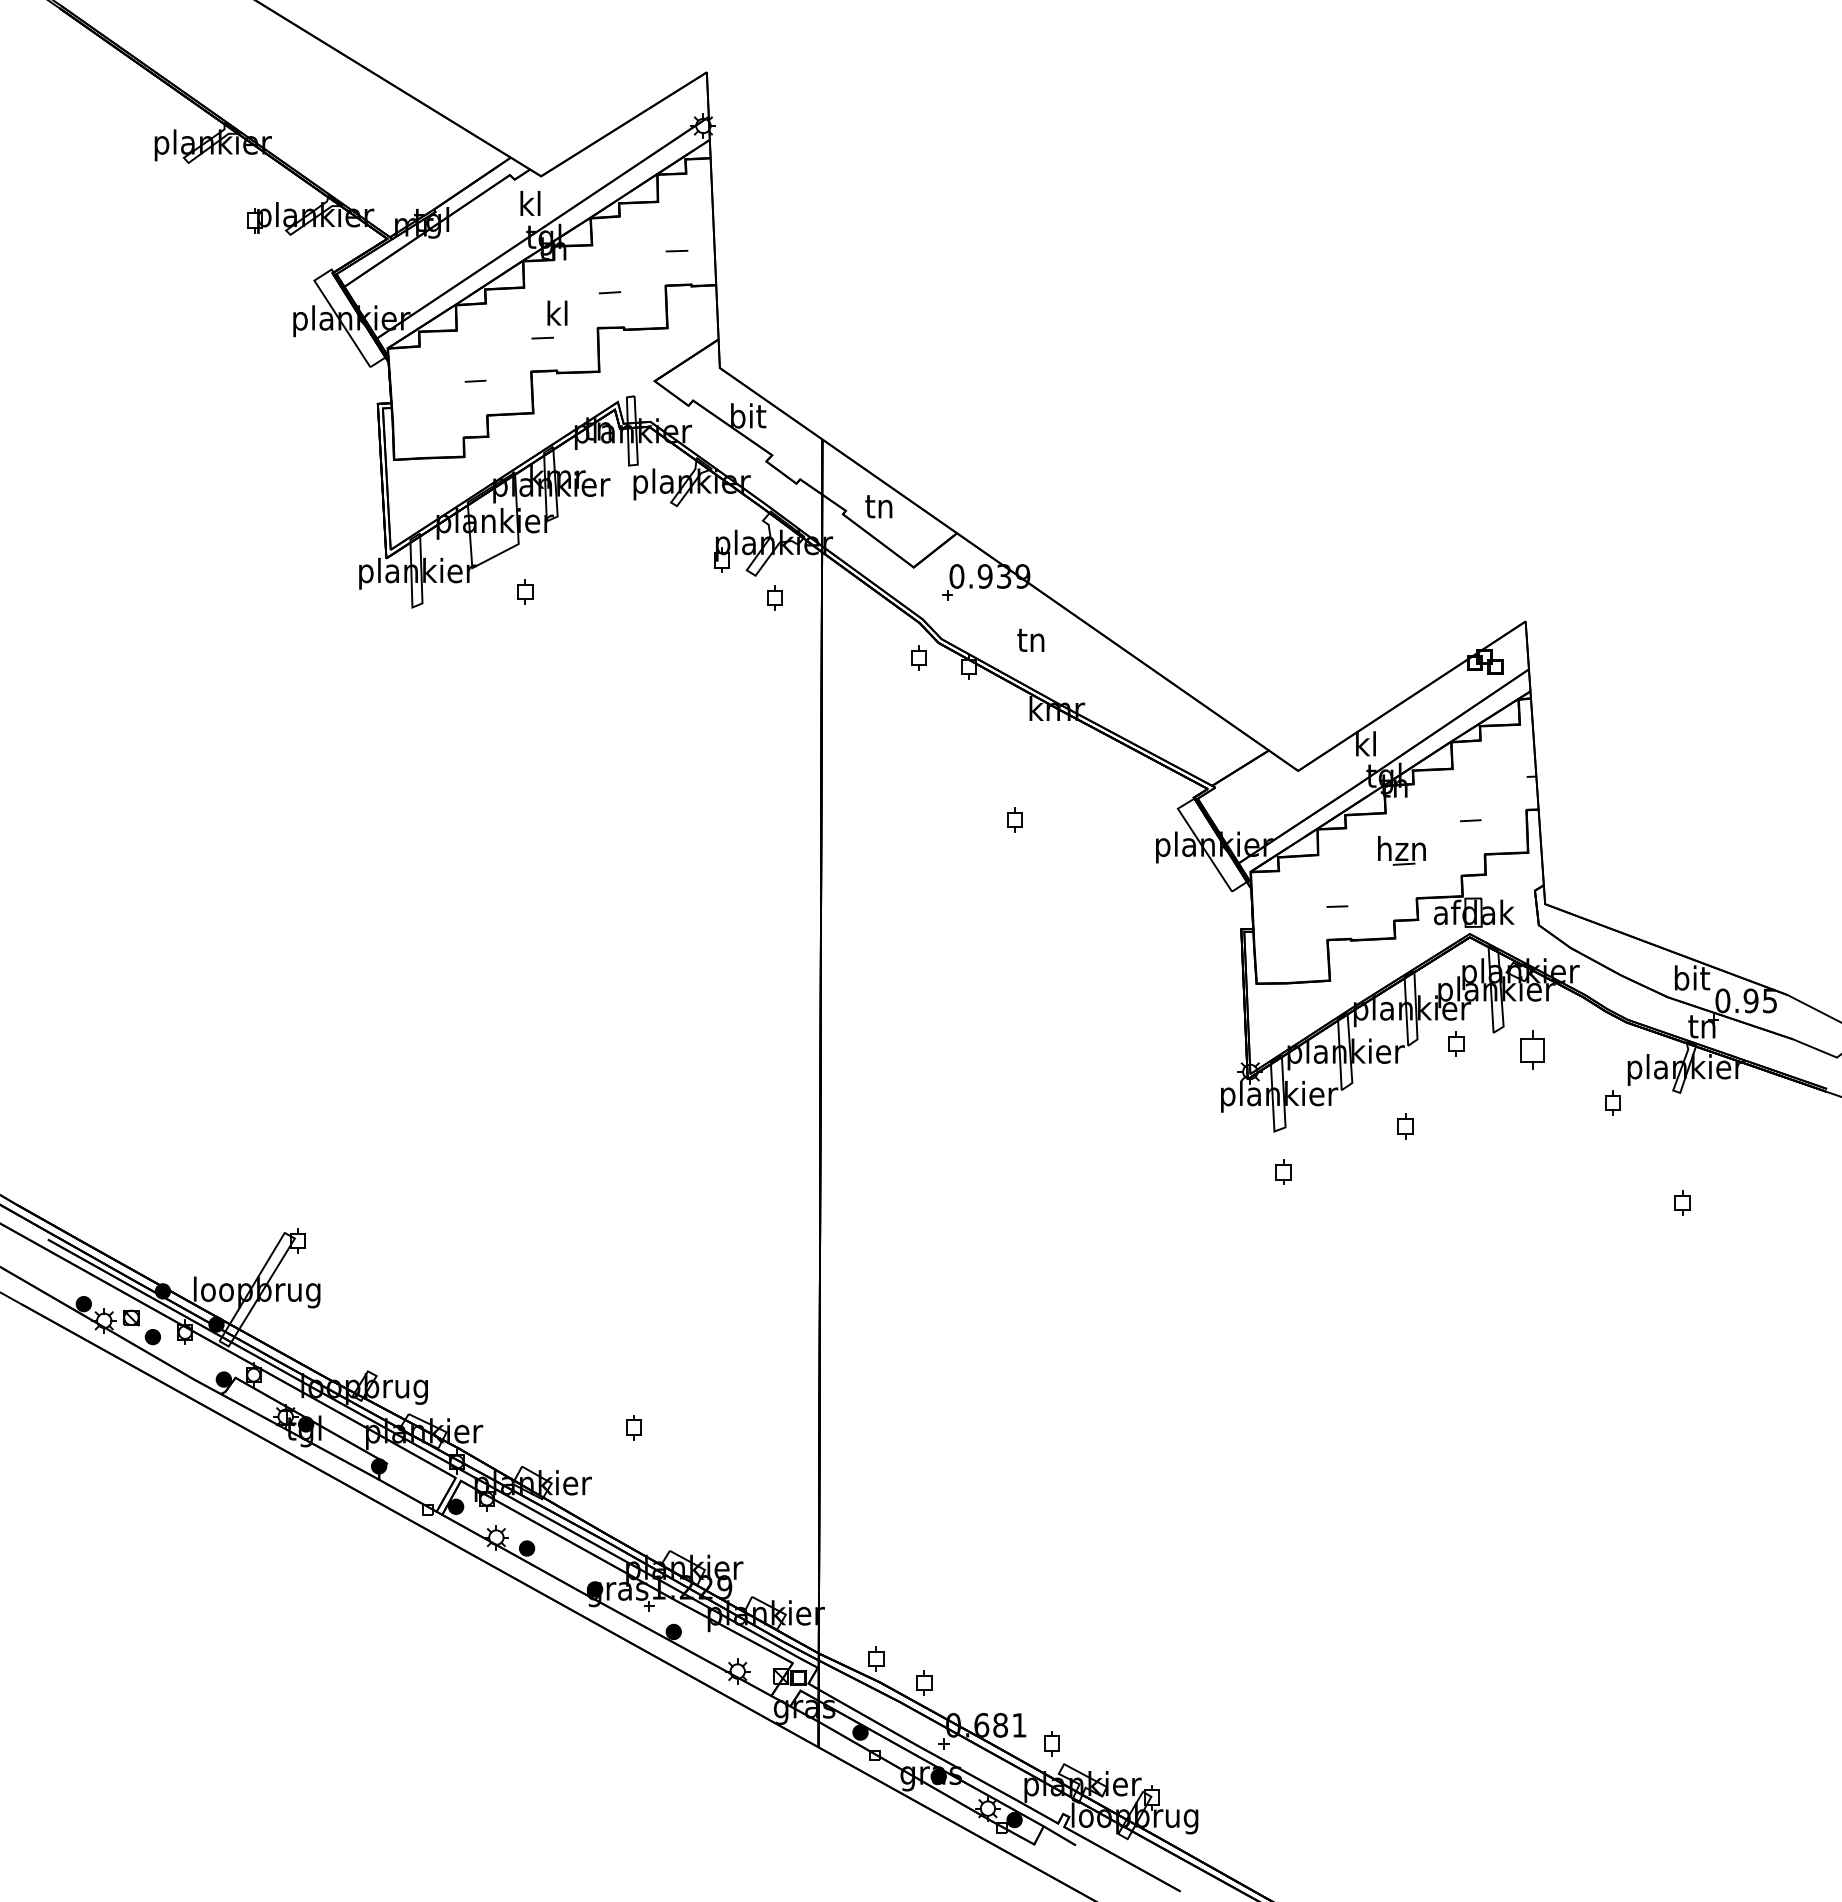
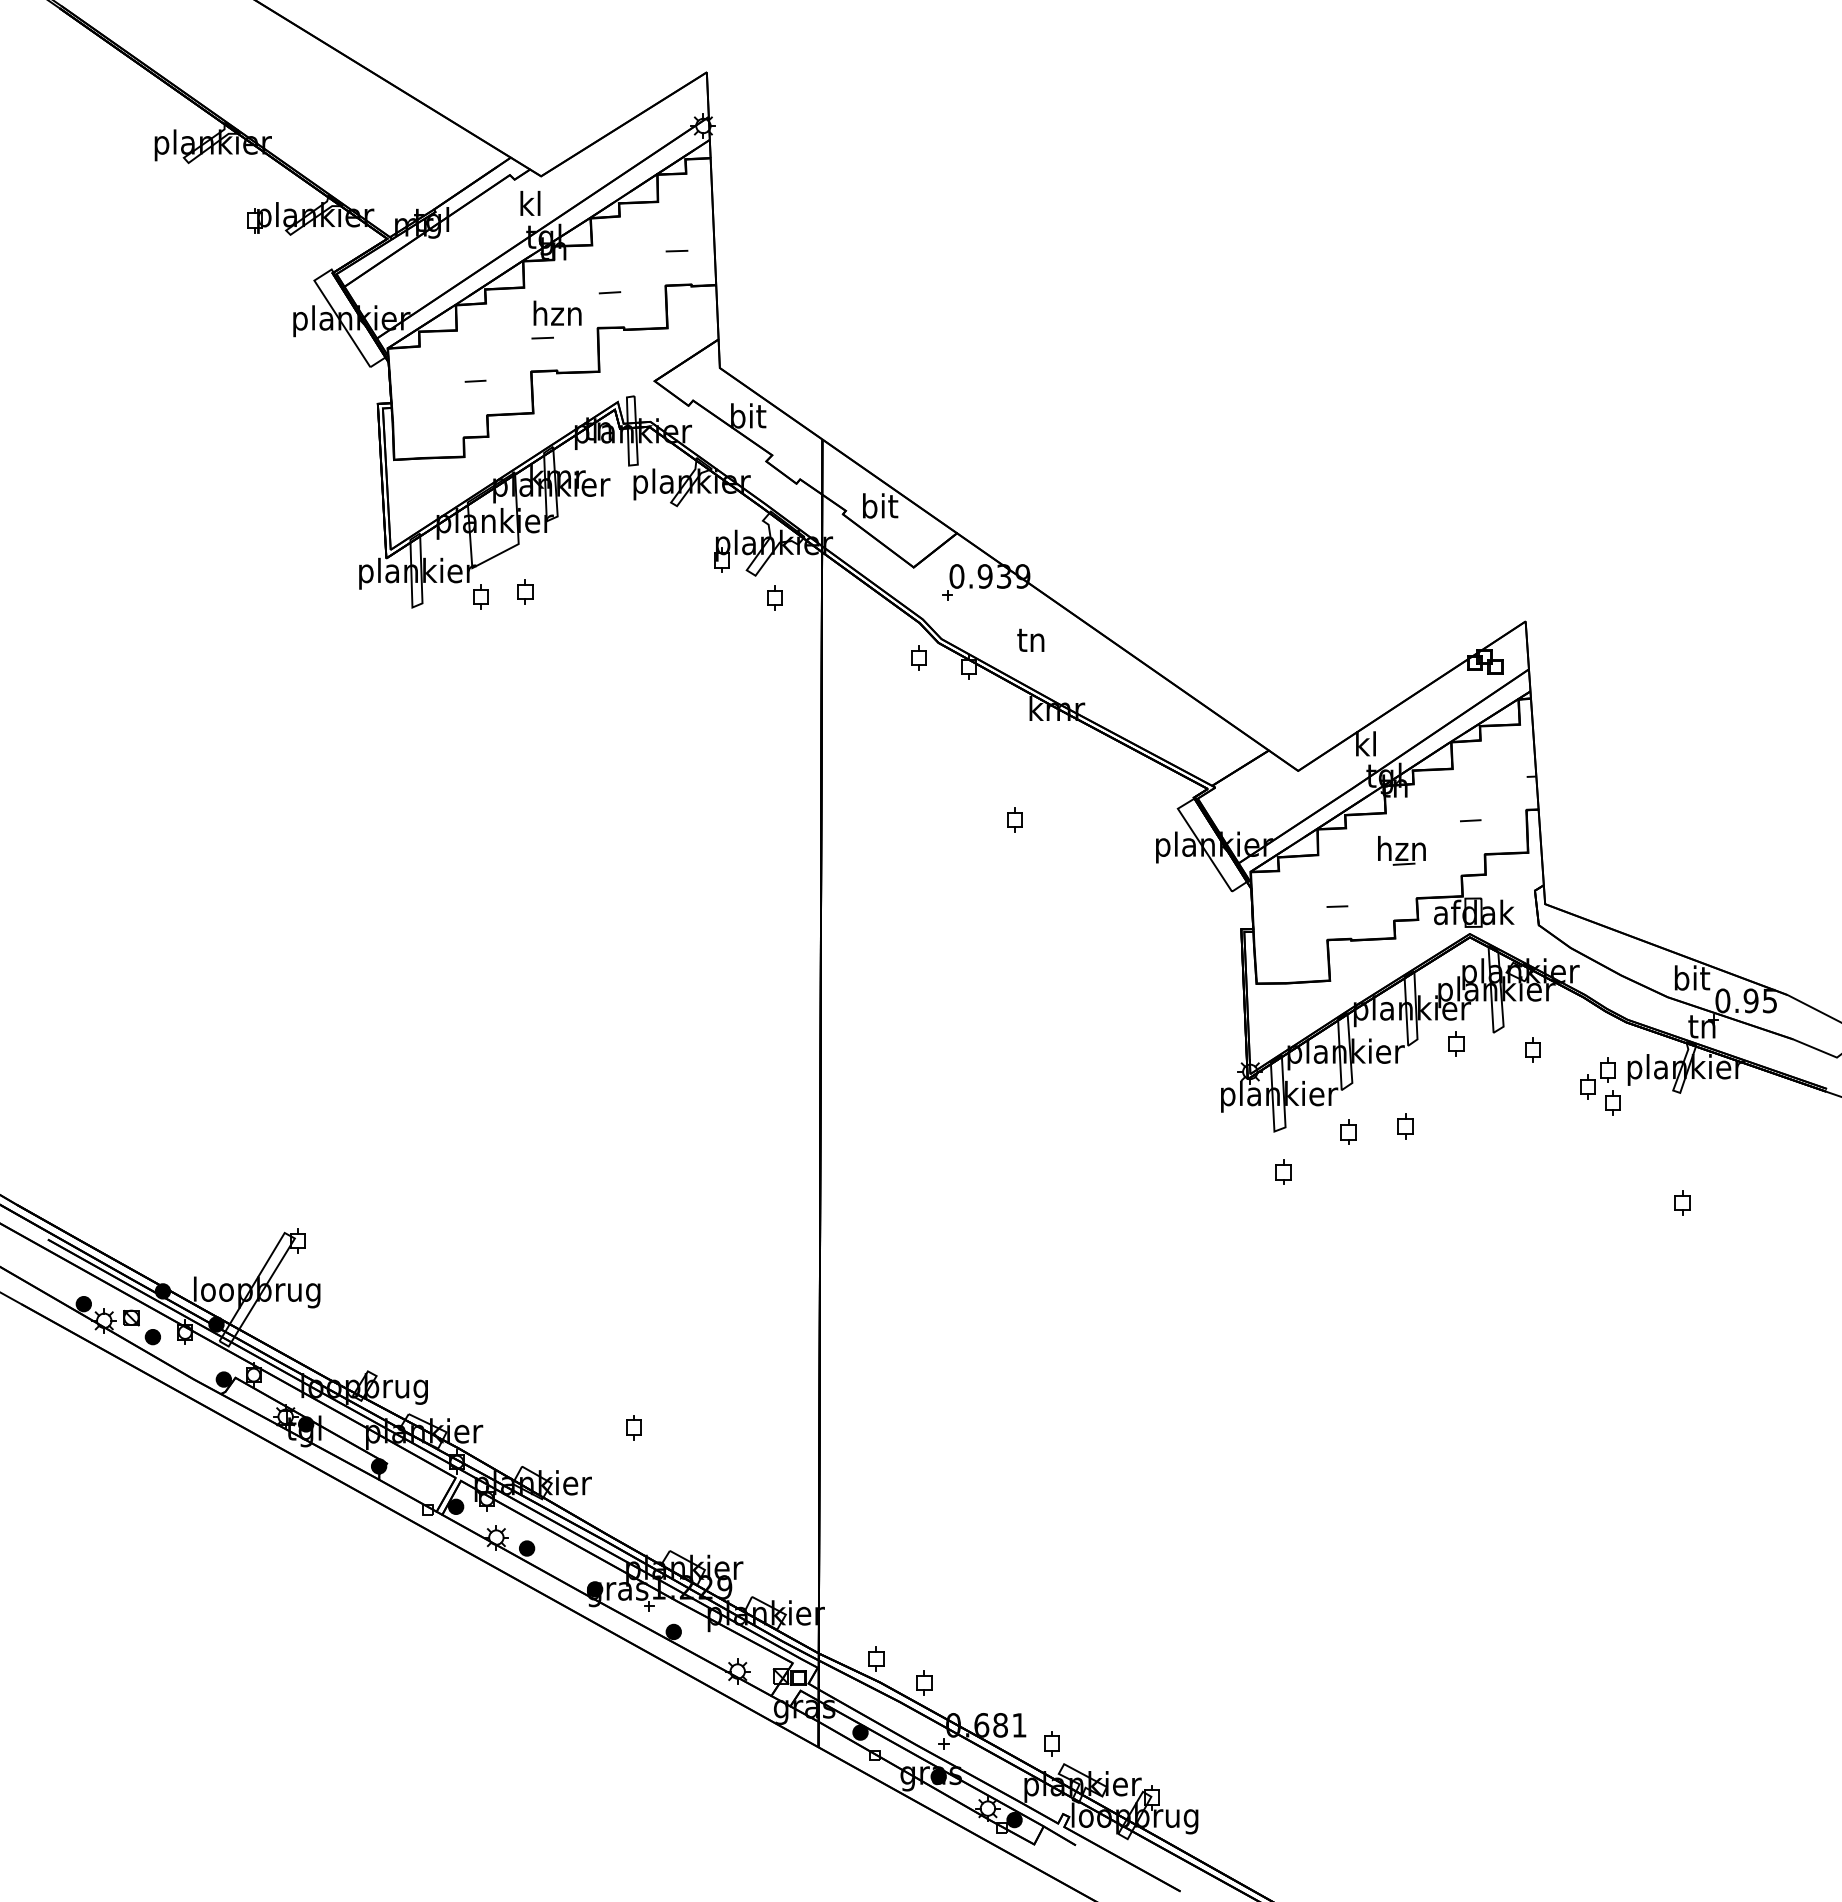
text: kl -> hzn (557, 312)
text: tn -> bit (880, 505)
part: none -> present (480, 596)
part size: 25x40 px -> 16x26 px (1532, 1049)
part: none -> present (1597, 1078)
part: none -> present (1348, 1131)
